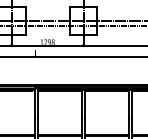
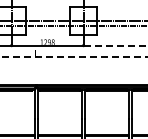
line: solid -> dashed (115, 45)
line: solid -> dashed (74, 56)
